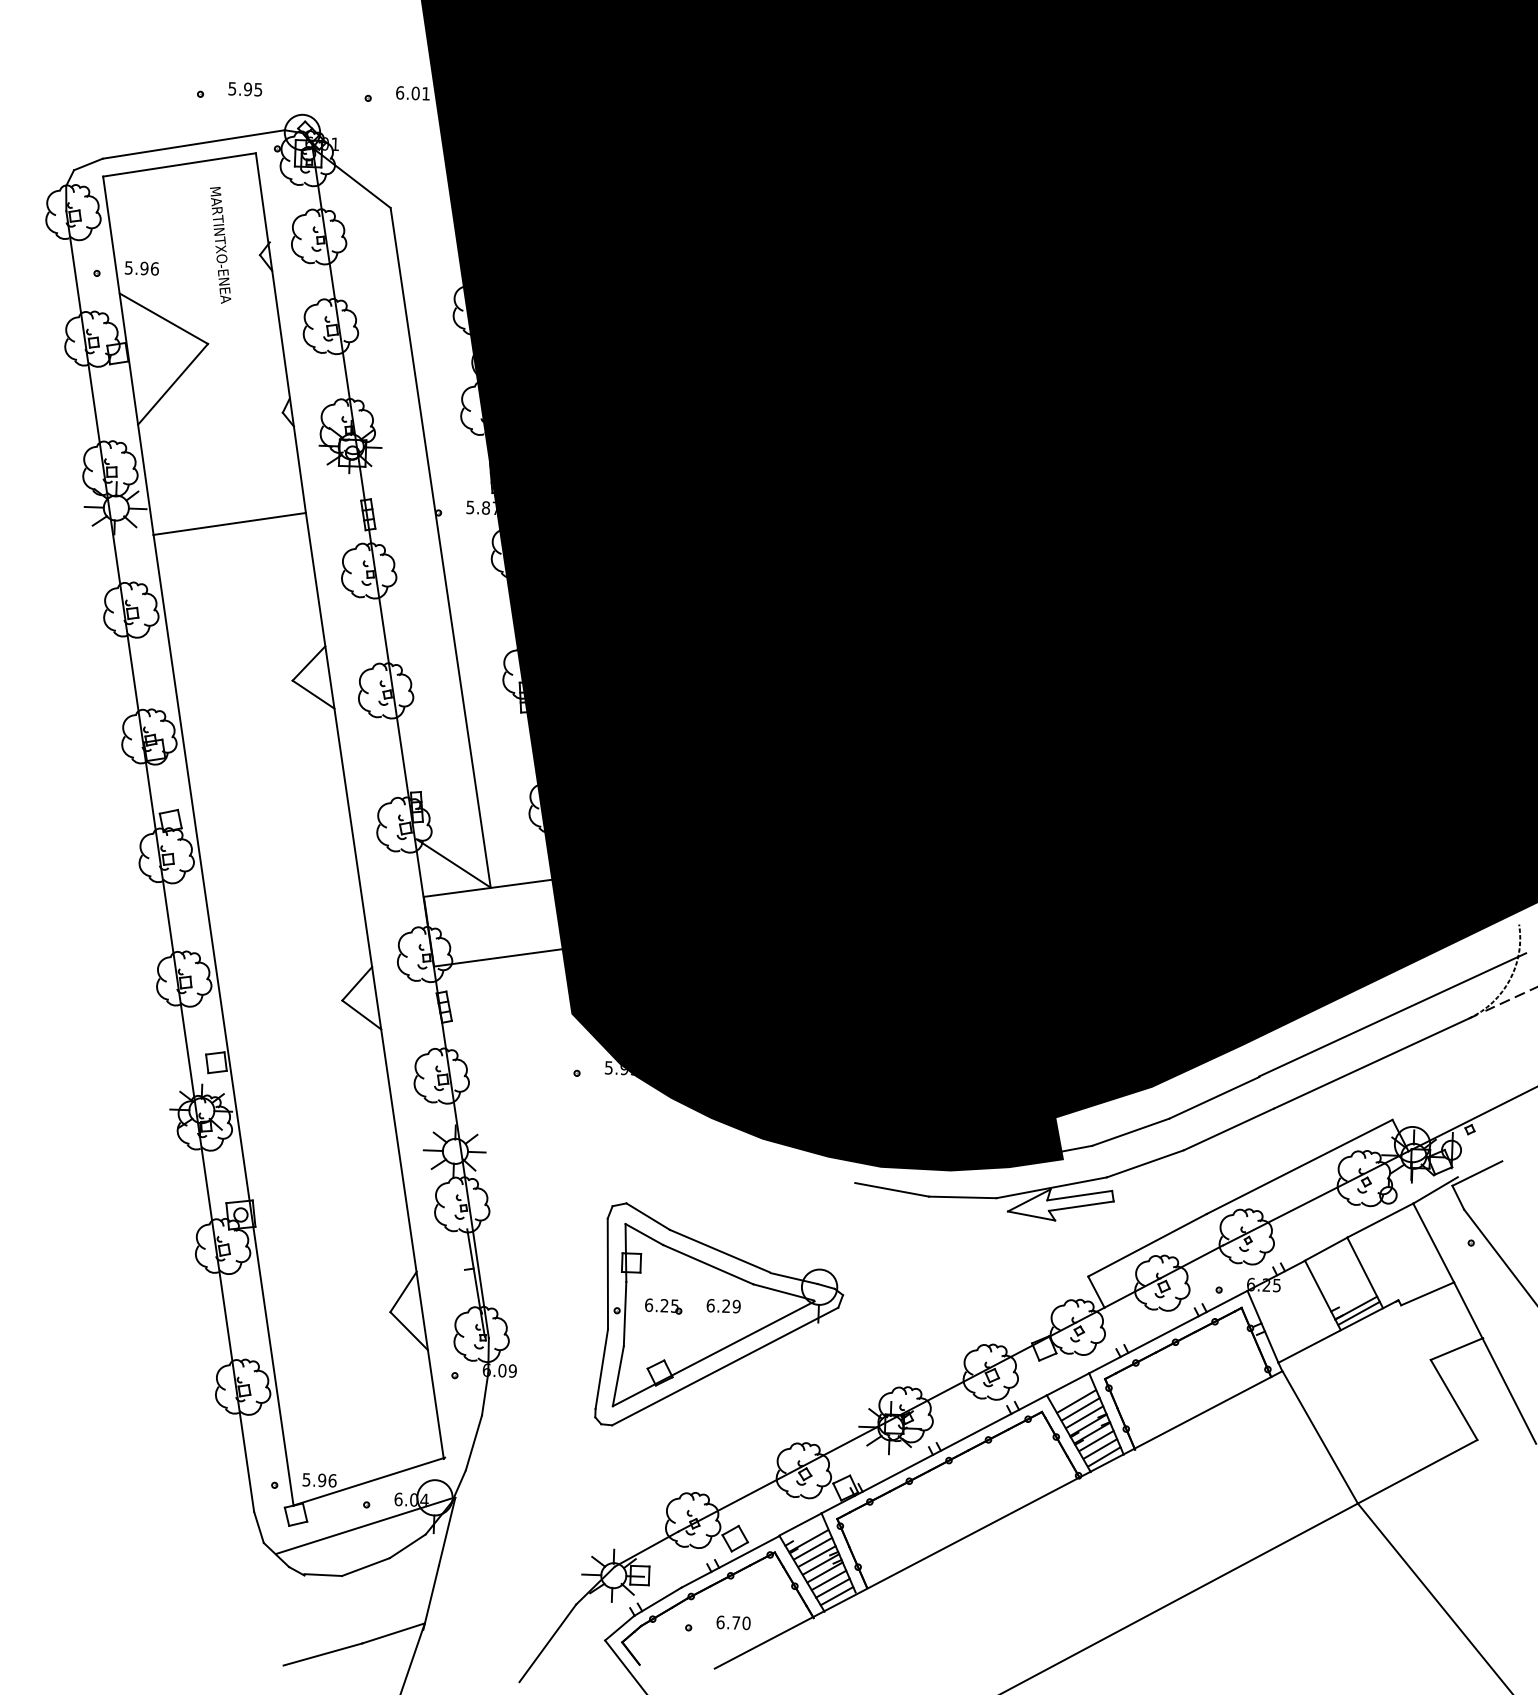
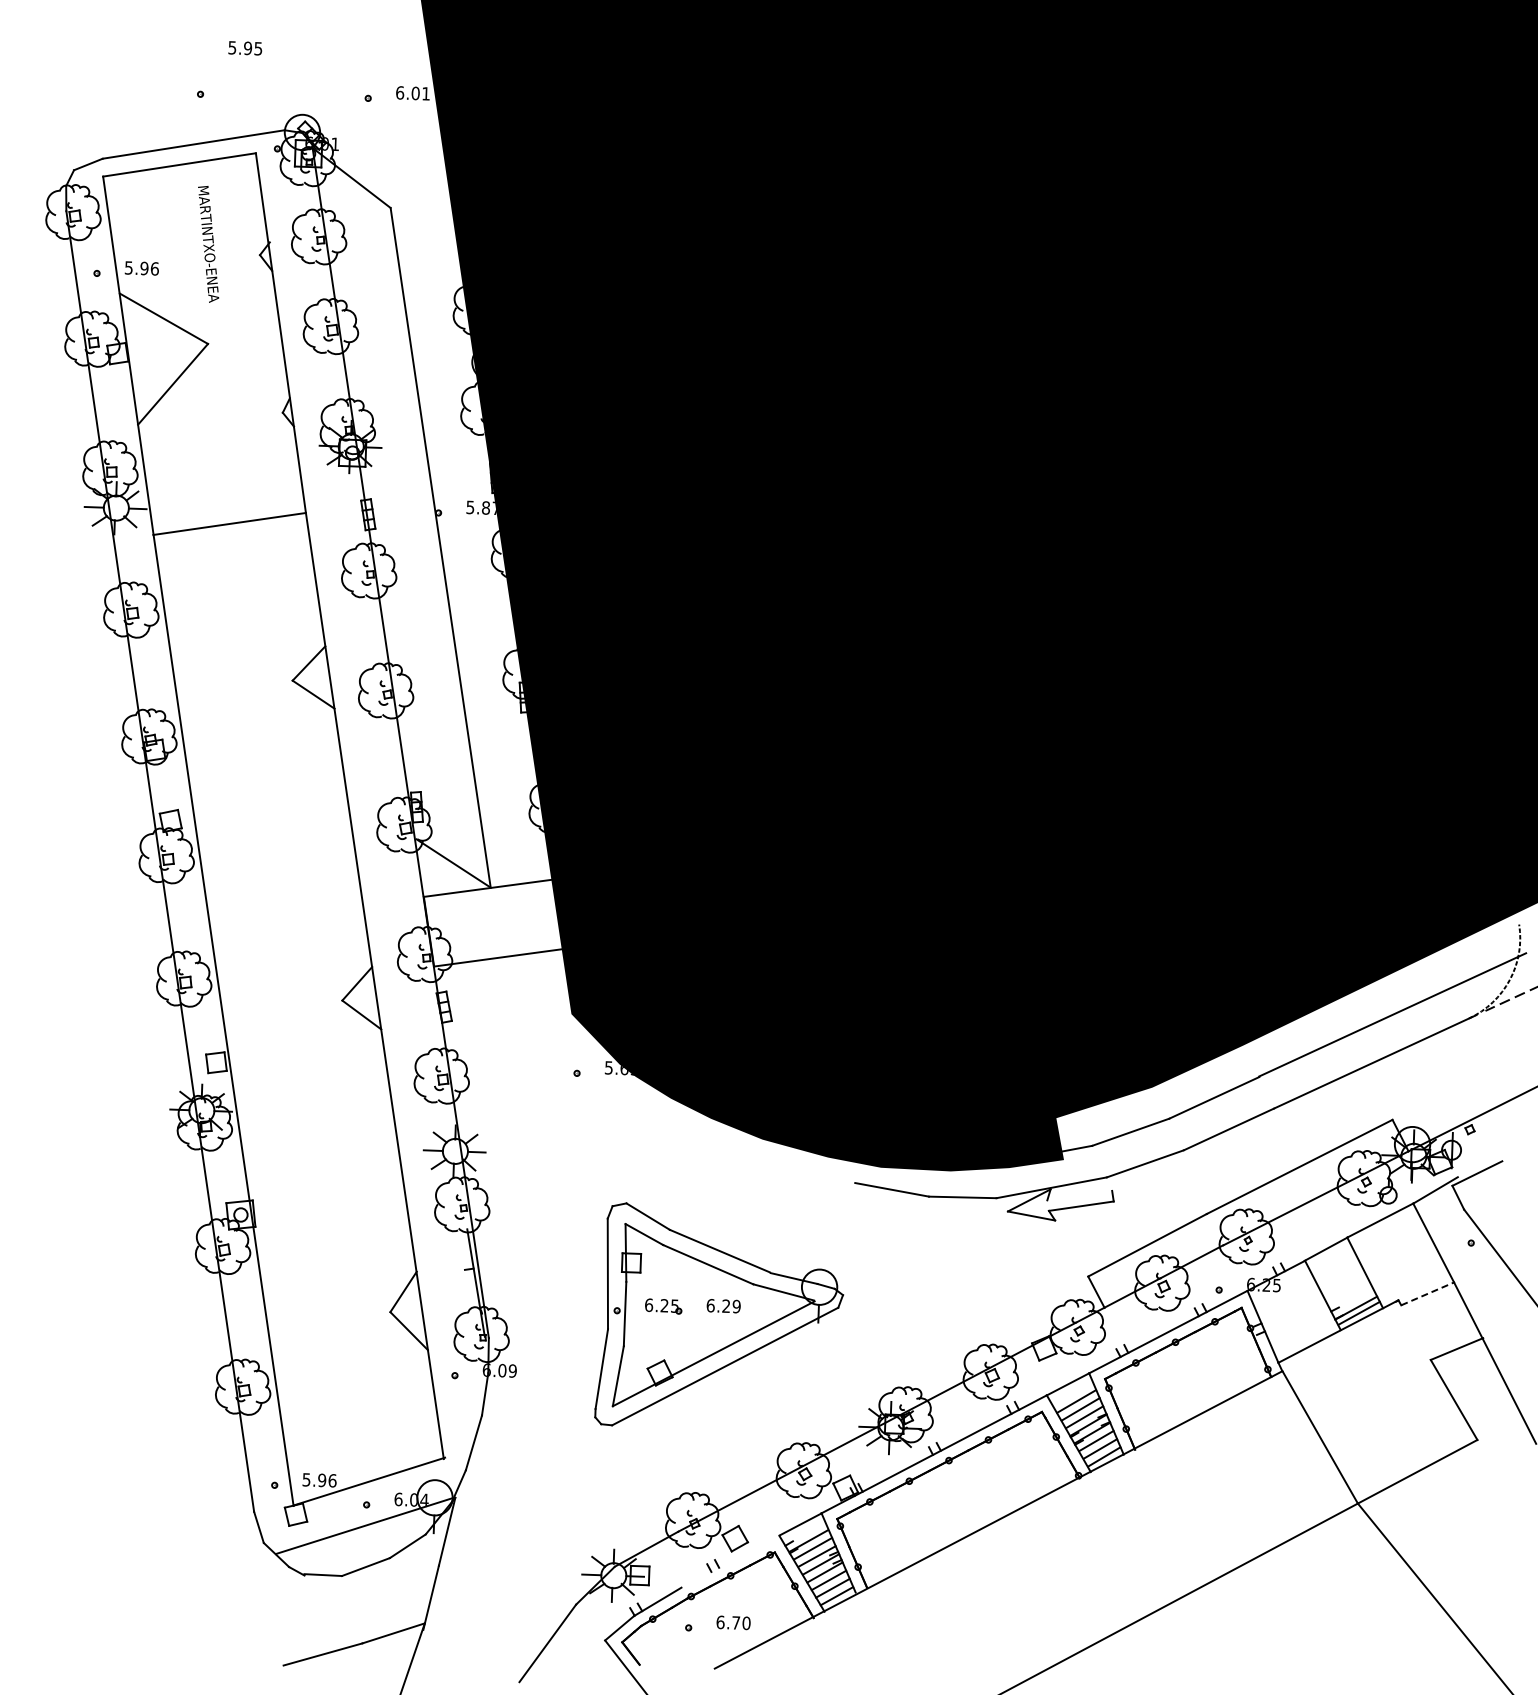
text position: (245, 89) -> (245, 48) (245, 48)
text position: (220, 245) -> (208, 244) (208, 244)
text: 5.95 -> 5.65 (624, 1070)
line: present -> none (1079, 1195)
line: solid -> dashed (1427, 1293)
line: present -> none (730, 1561)
